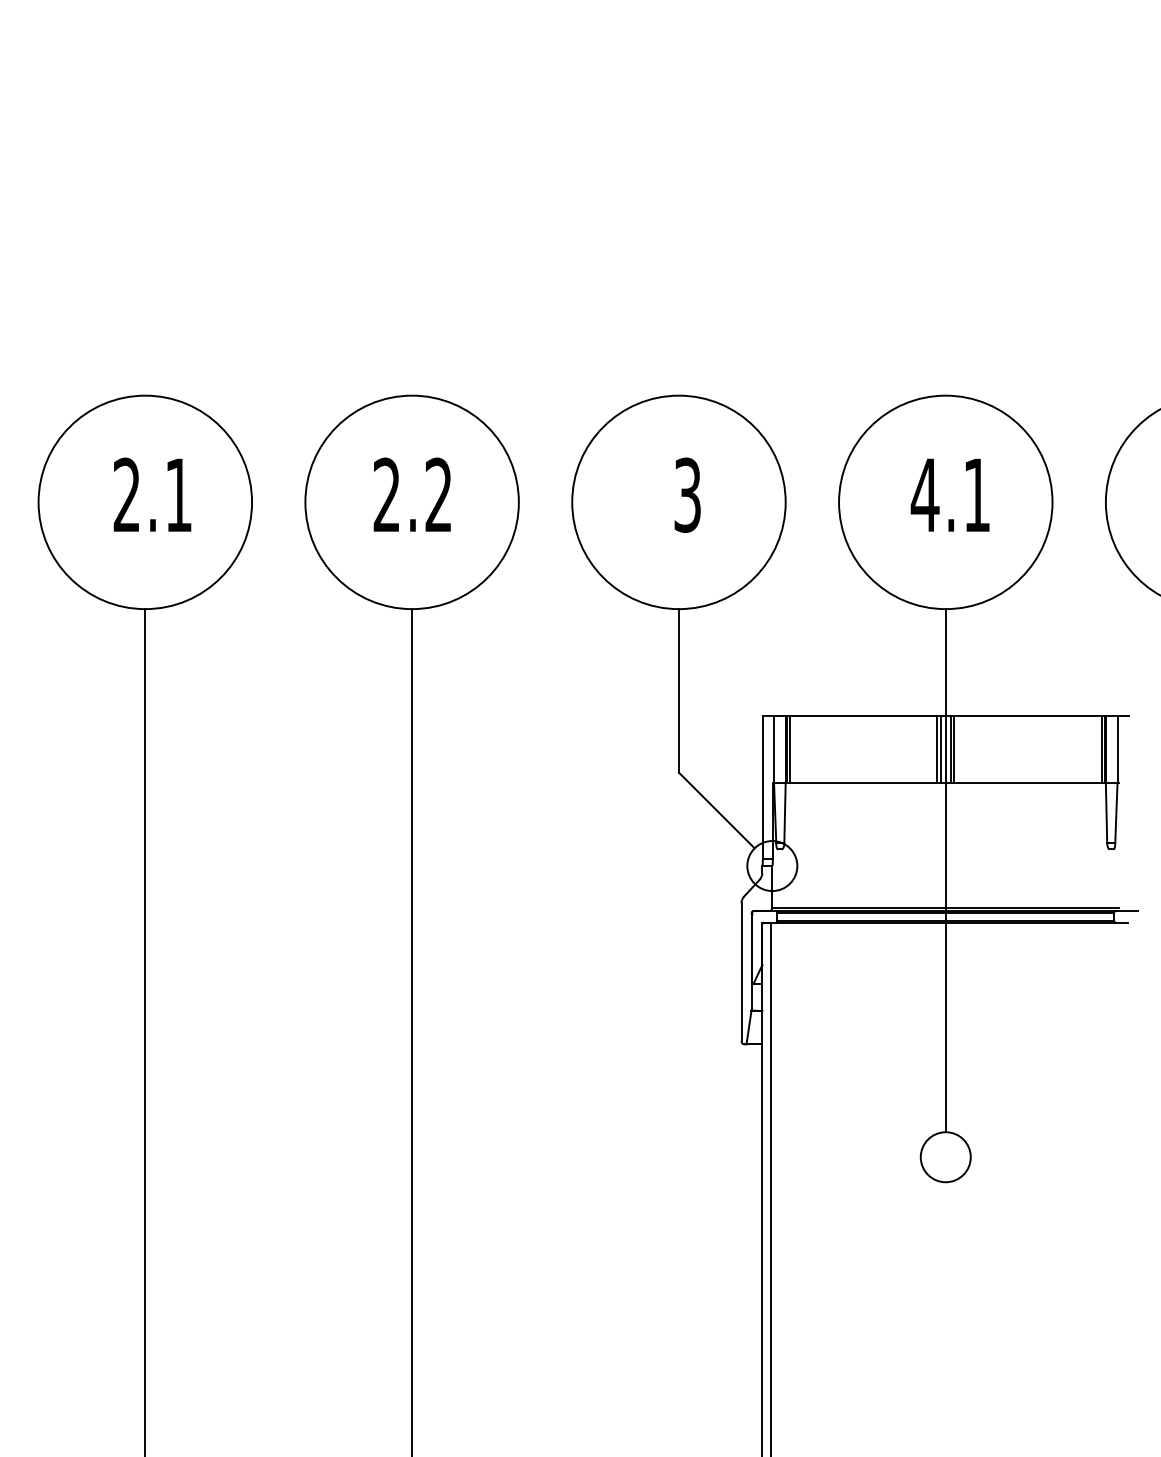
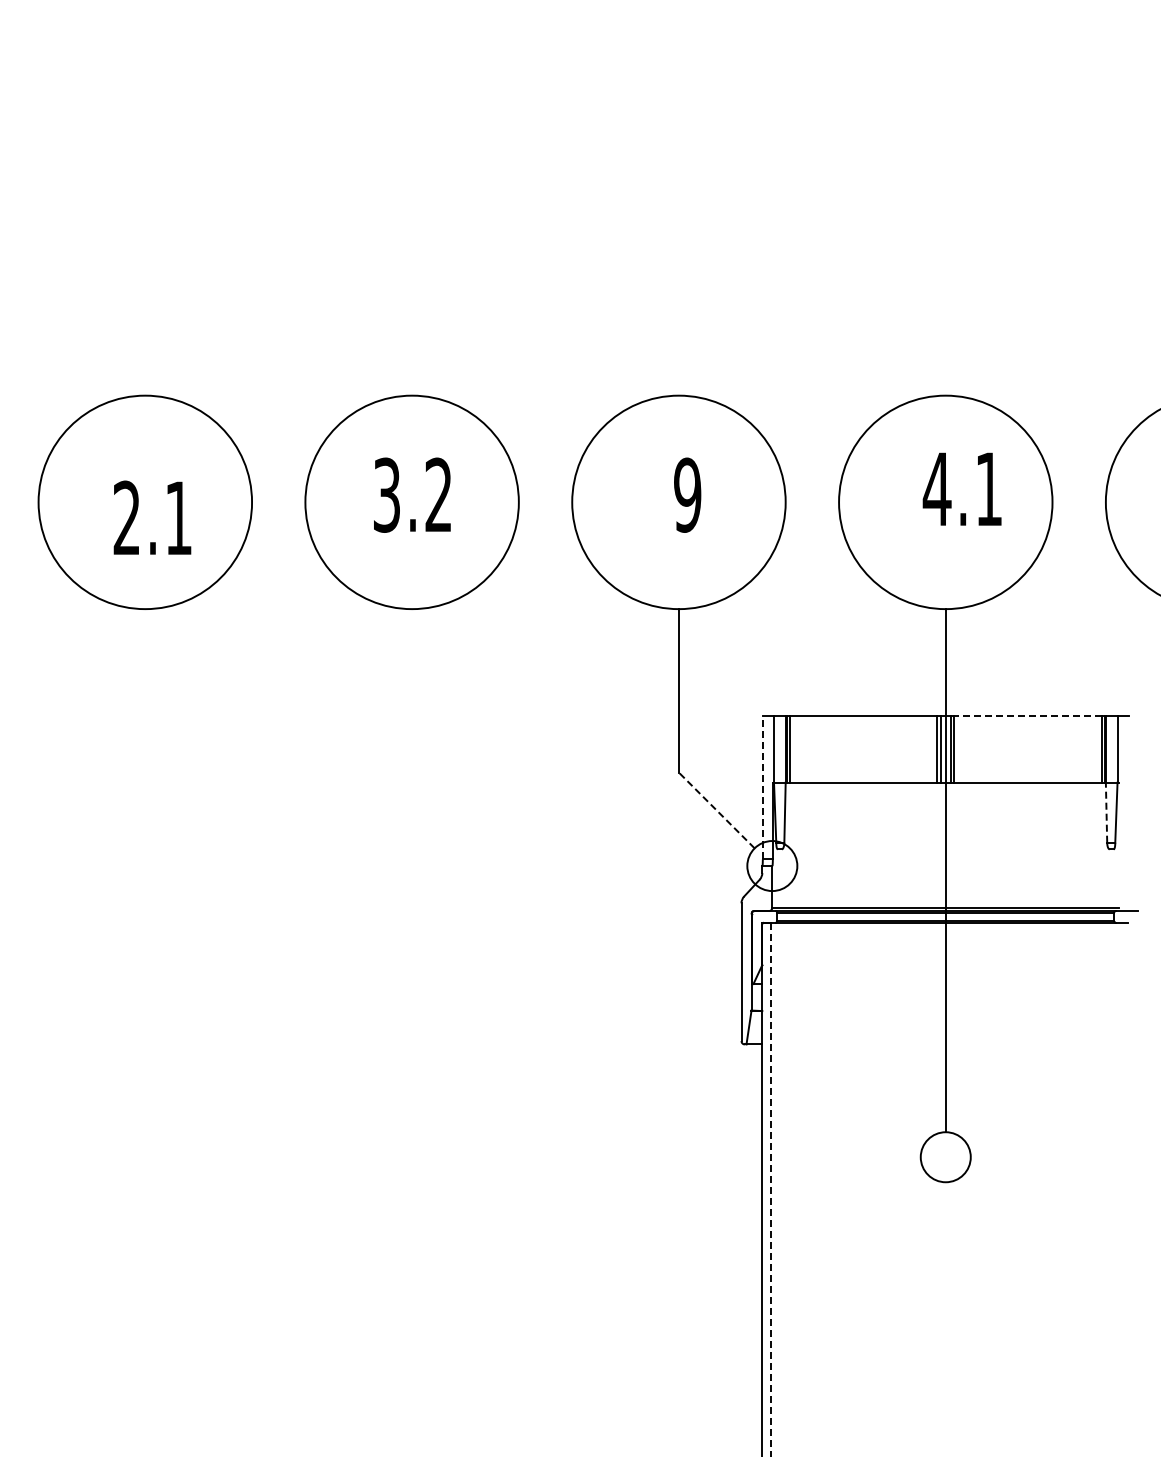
text position: (152, 494) -> (152, 517) (152, 517)
text: 2.2 -> 3.2 (386, 494)
text: 3 -> 9 (687, 494)
text position: (949, 494) -> (961, 488) (961, 488)
line: solid -> dashed (1027, 715)
line: solid -> dashed (762, 787)
line: solid -> dashed (716, 810)
line: solid -> dashed (1106, 812)
line: present -> none (145, 1031)
line: present -> none (412, 1031)
line: solid -> dashed (771, 1189)
